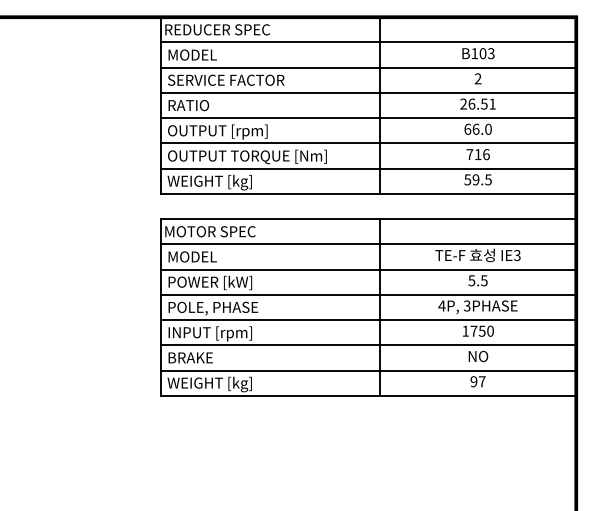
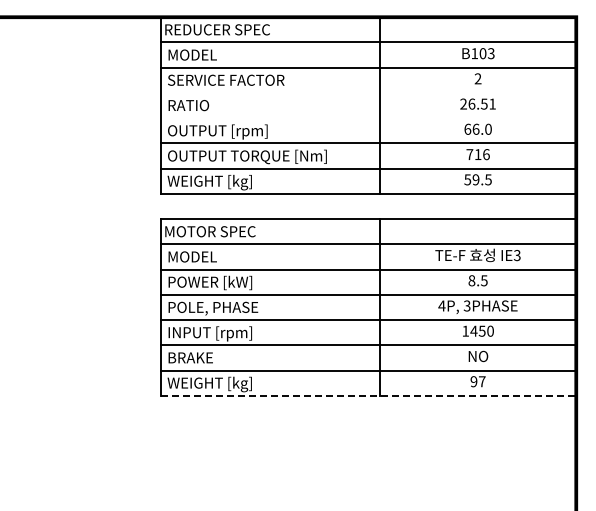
line: present -> none (368, 92)
line: present -> none (368, 118)
text: 5.5 -> 8.5 (471, 280)
text: 1750 -> 1450 (473, 330)
line: solid -> dashed (368, 395)
